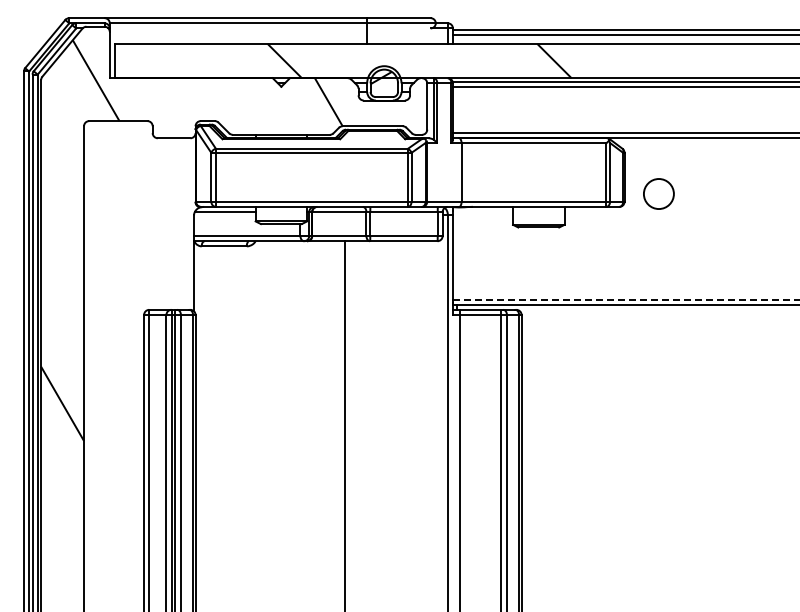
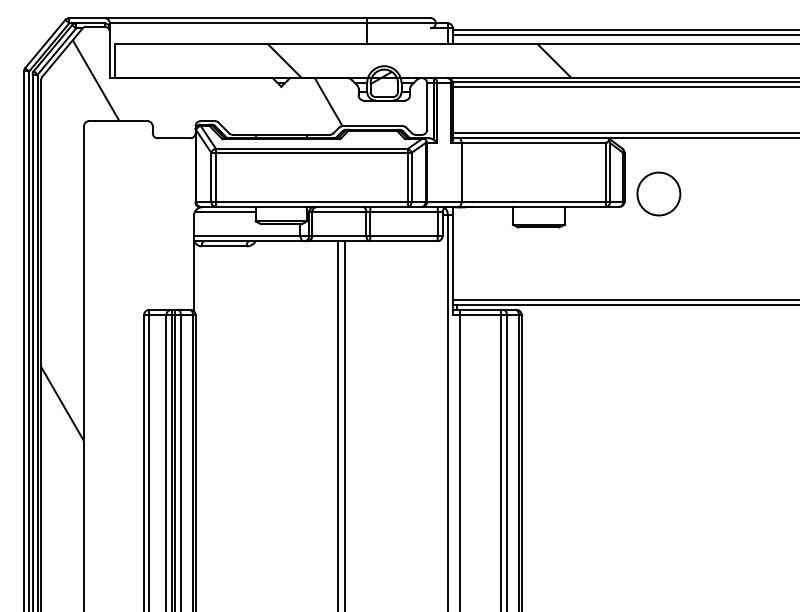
circle size: 32x32 px -> 46x46 px (658, 193)
line: dashed -> solid (626, 299)
line: none -> present (338, 424)
